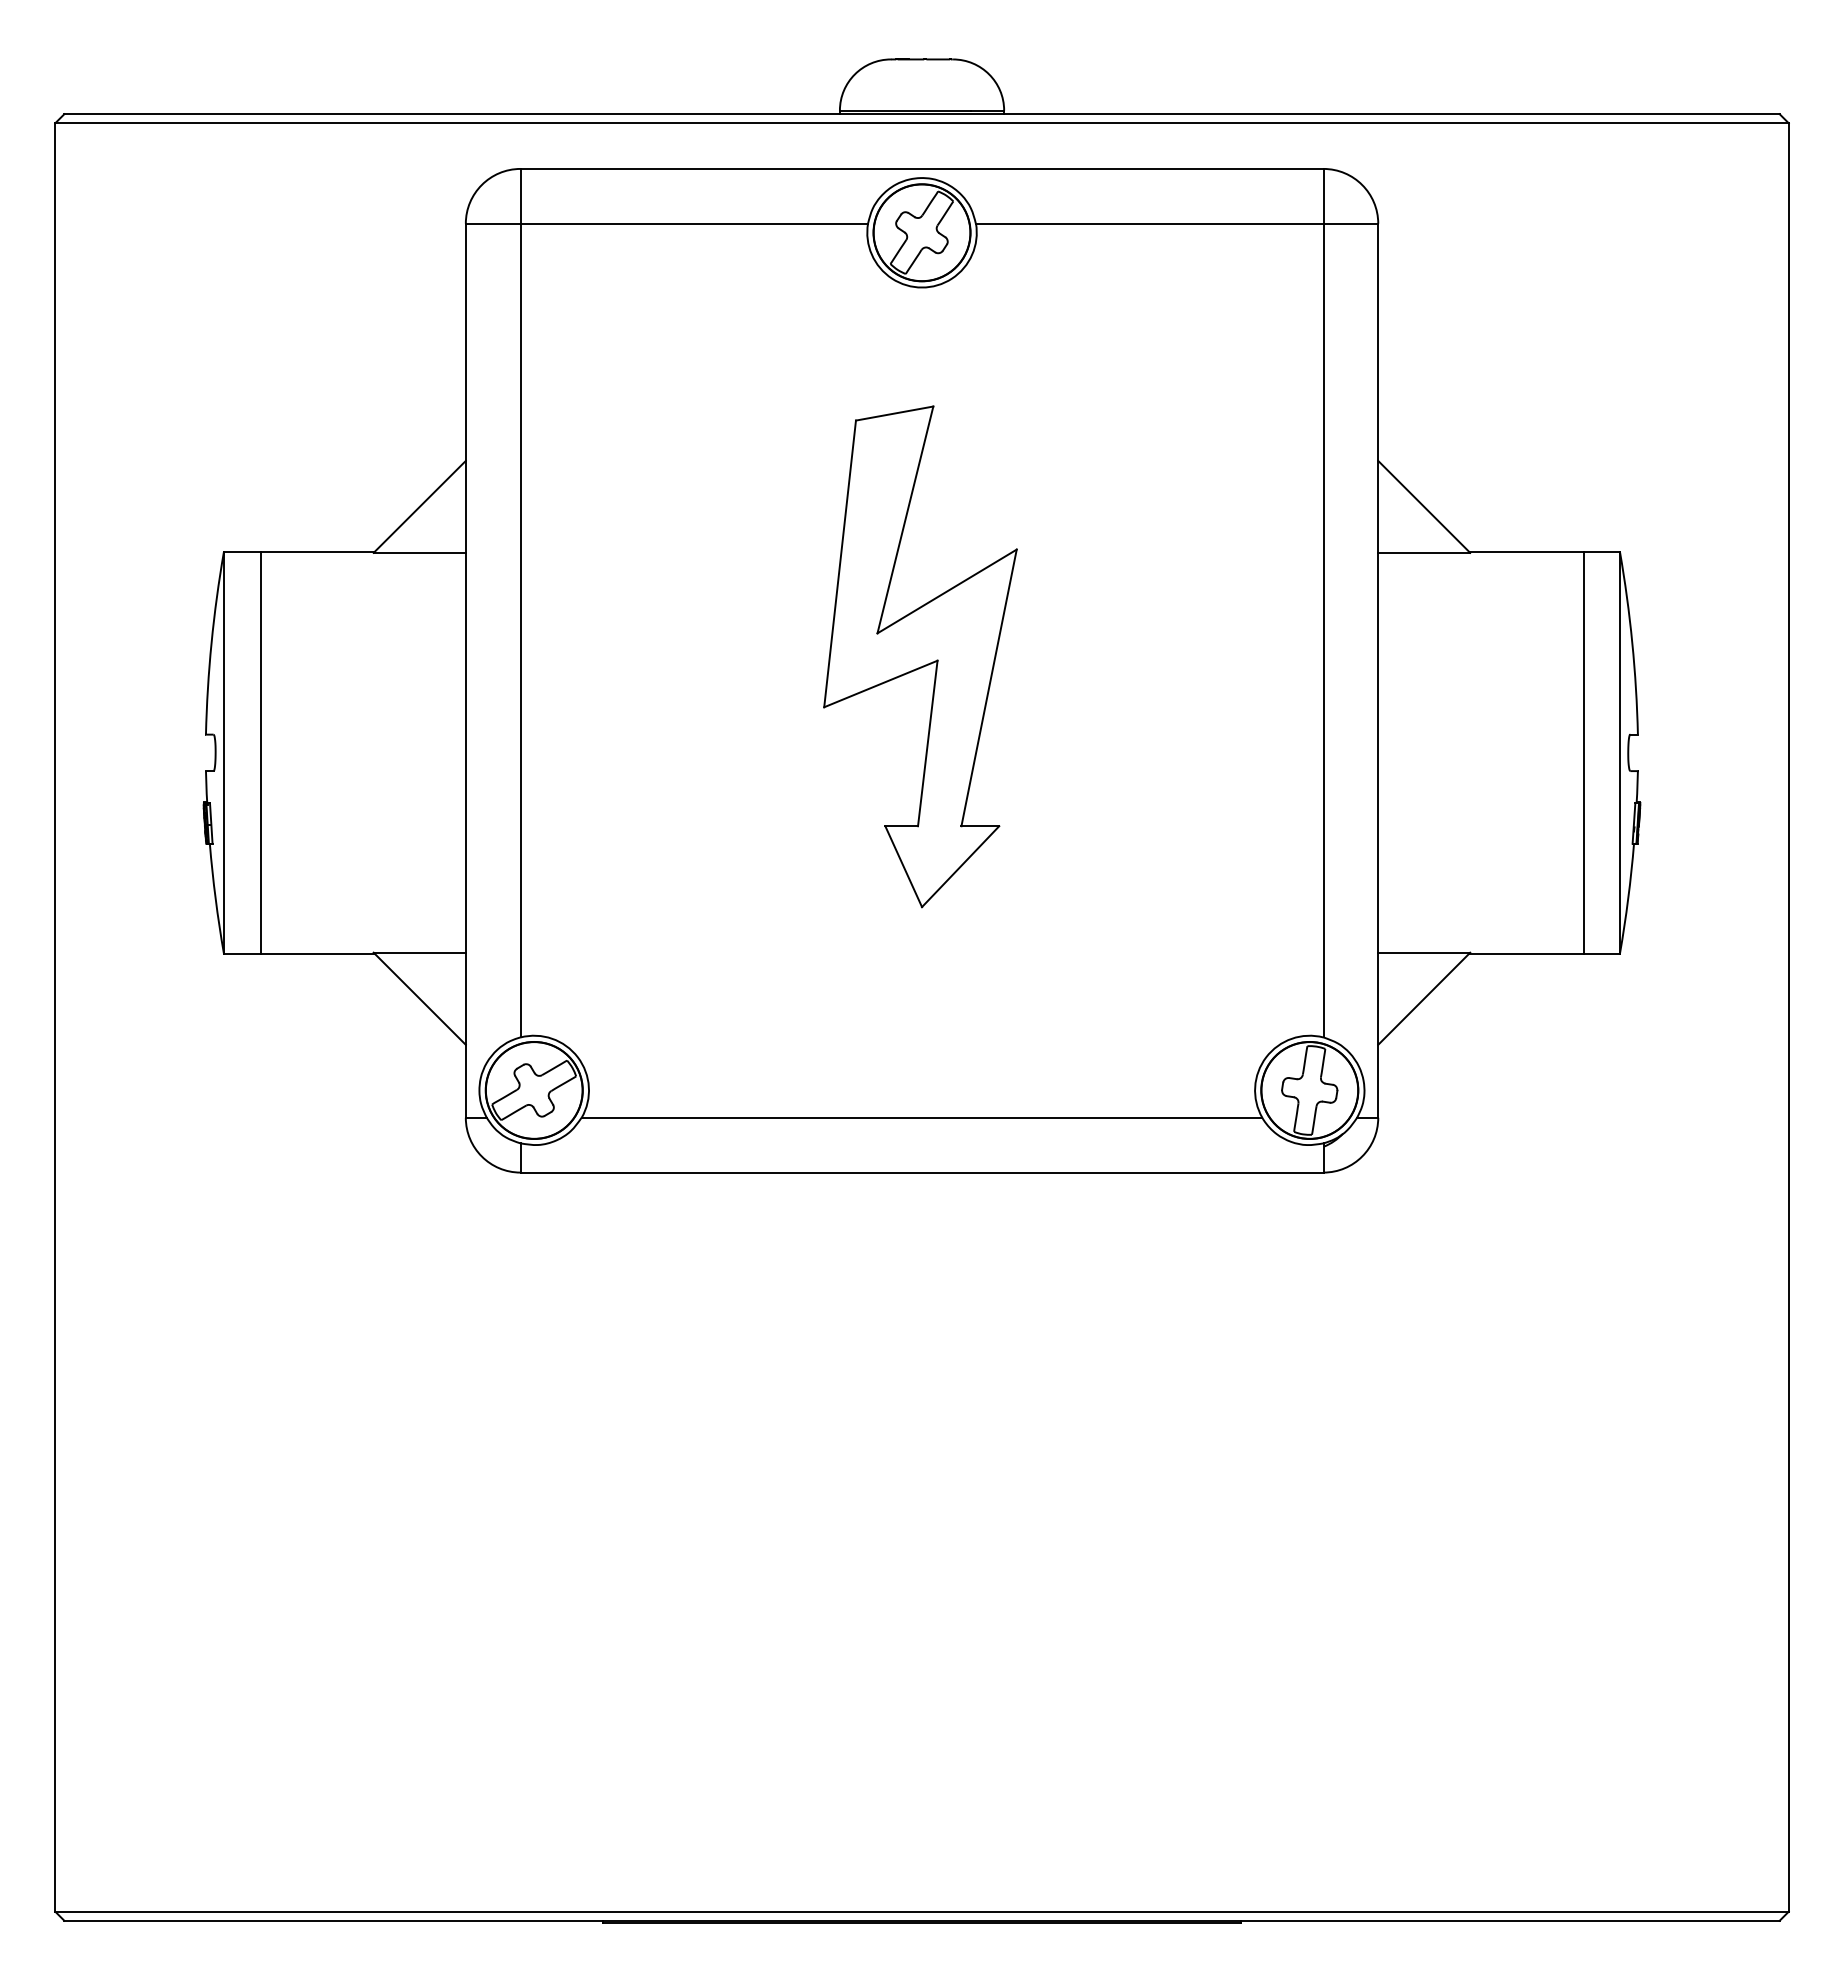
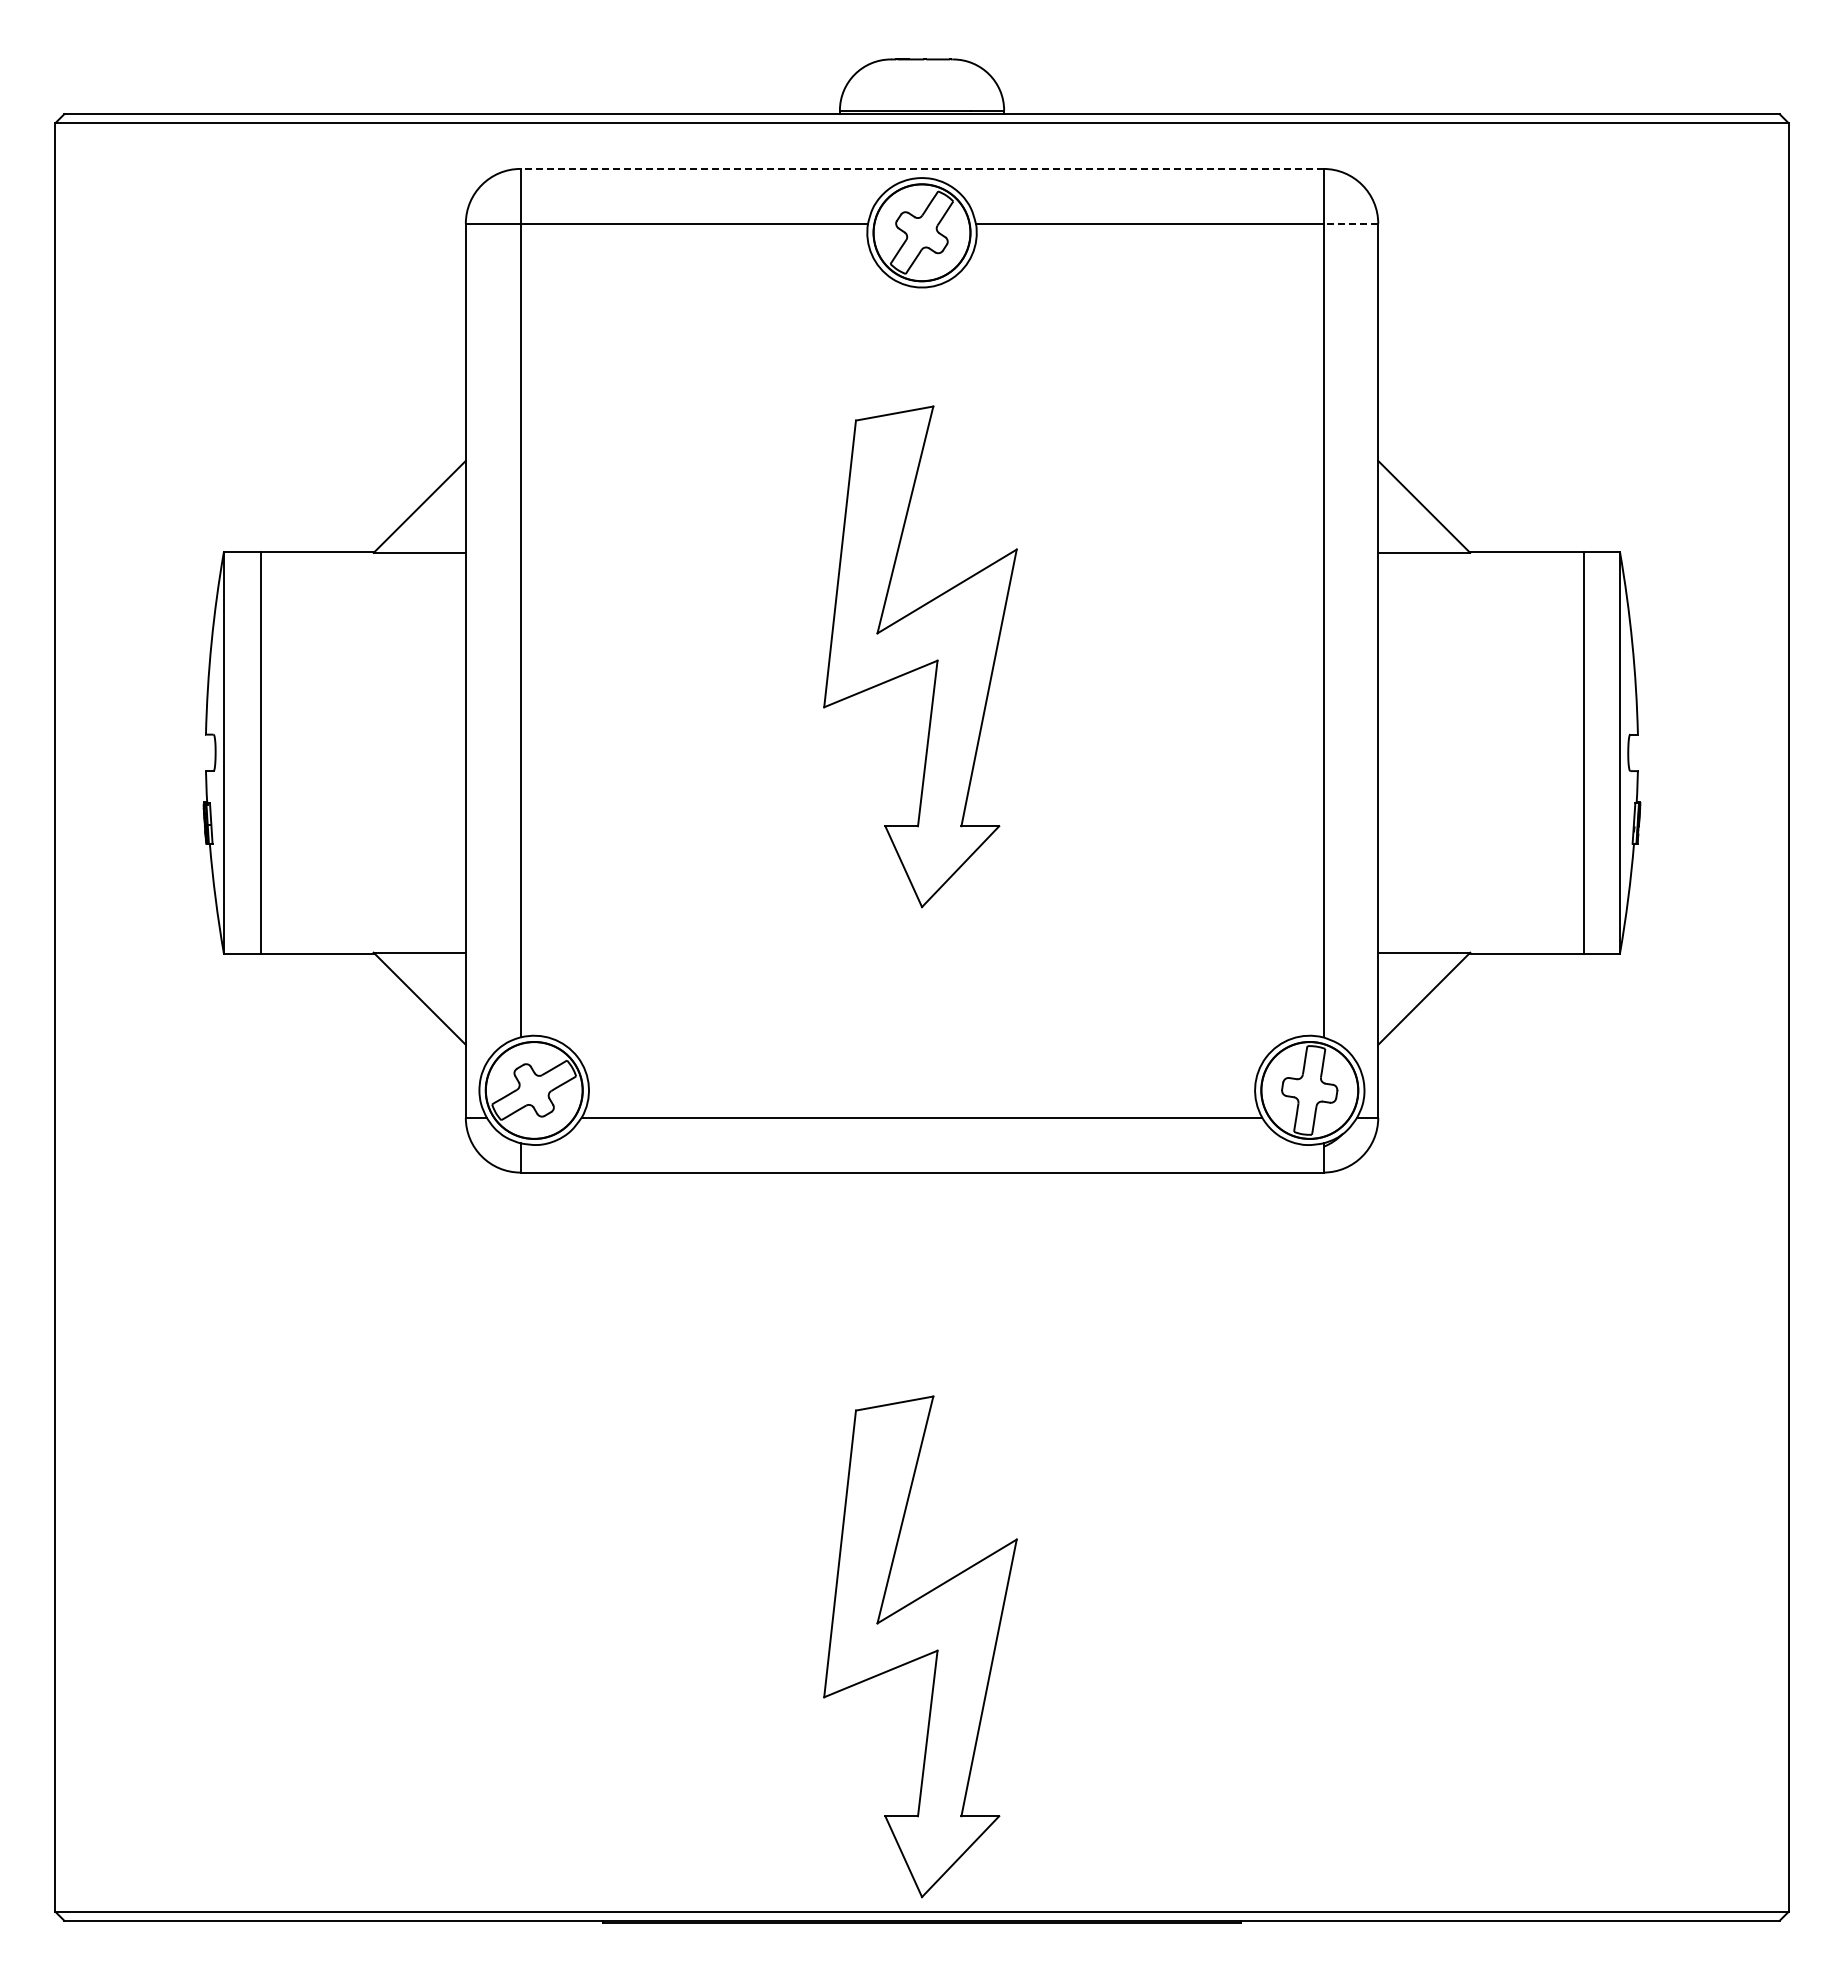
line: solid -> dashed (921, 168)
line: solid -> dashed (1350, 223)
part: none -> present (920, 1646)
